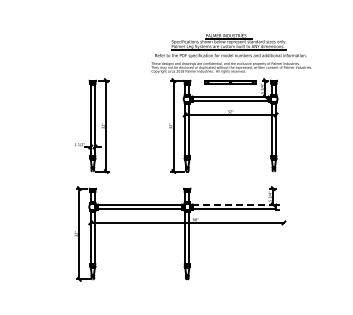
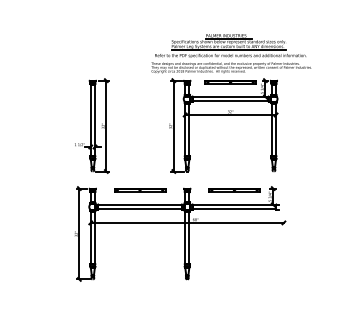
line: none -> present (140, 190)
line: none -> present (234, 190)
line: dashed -> solid (234, 204)
